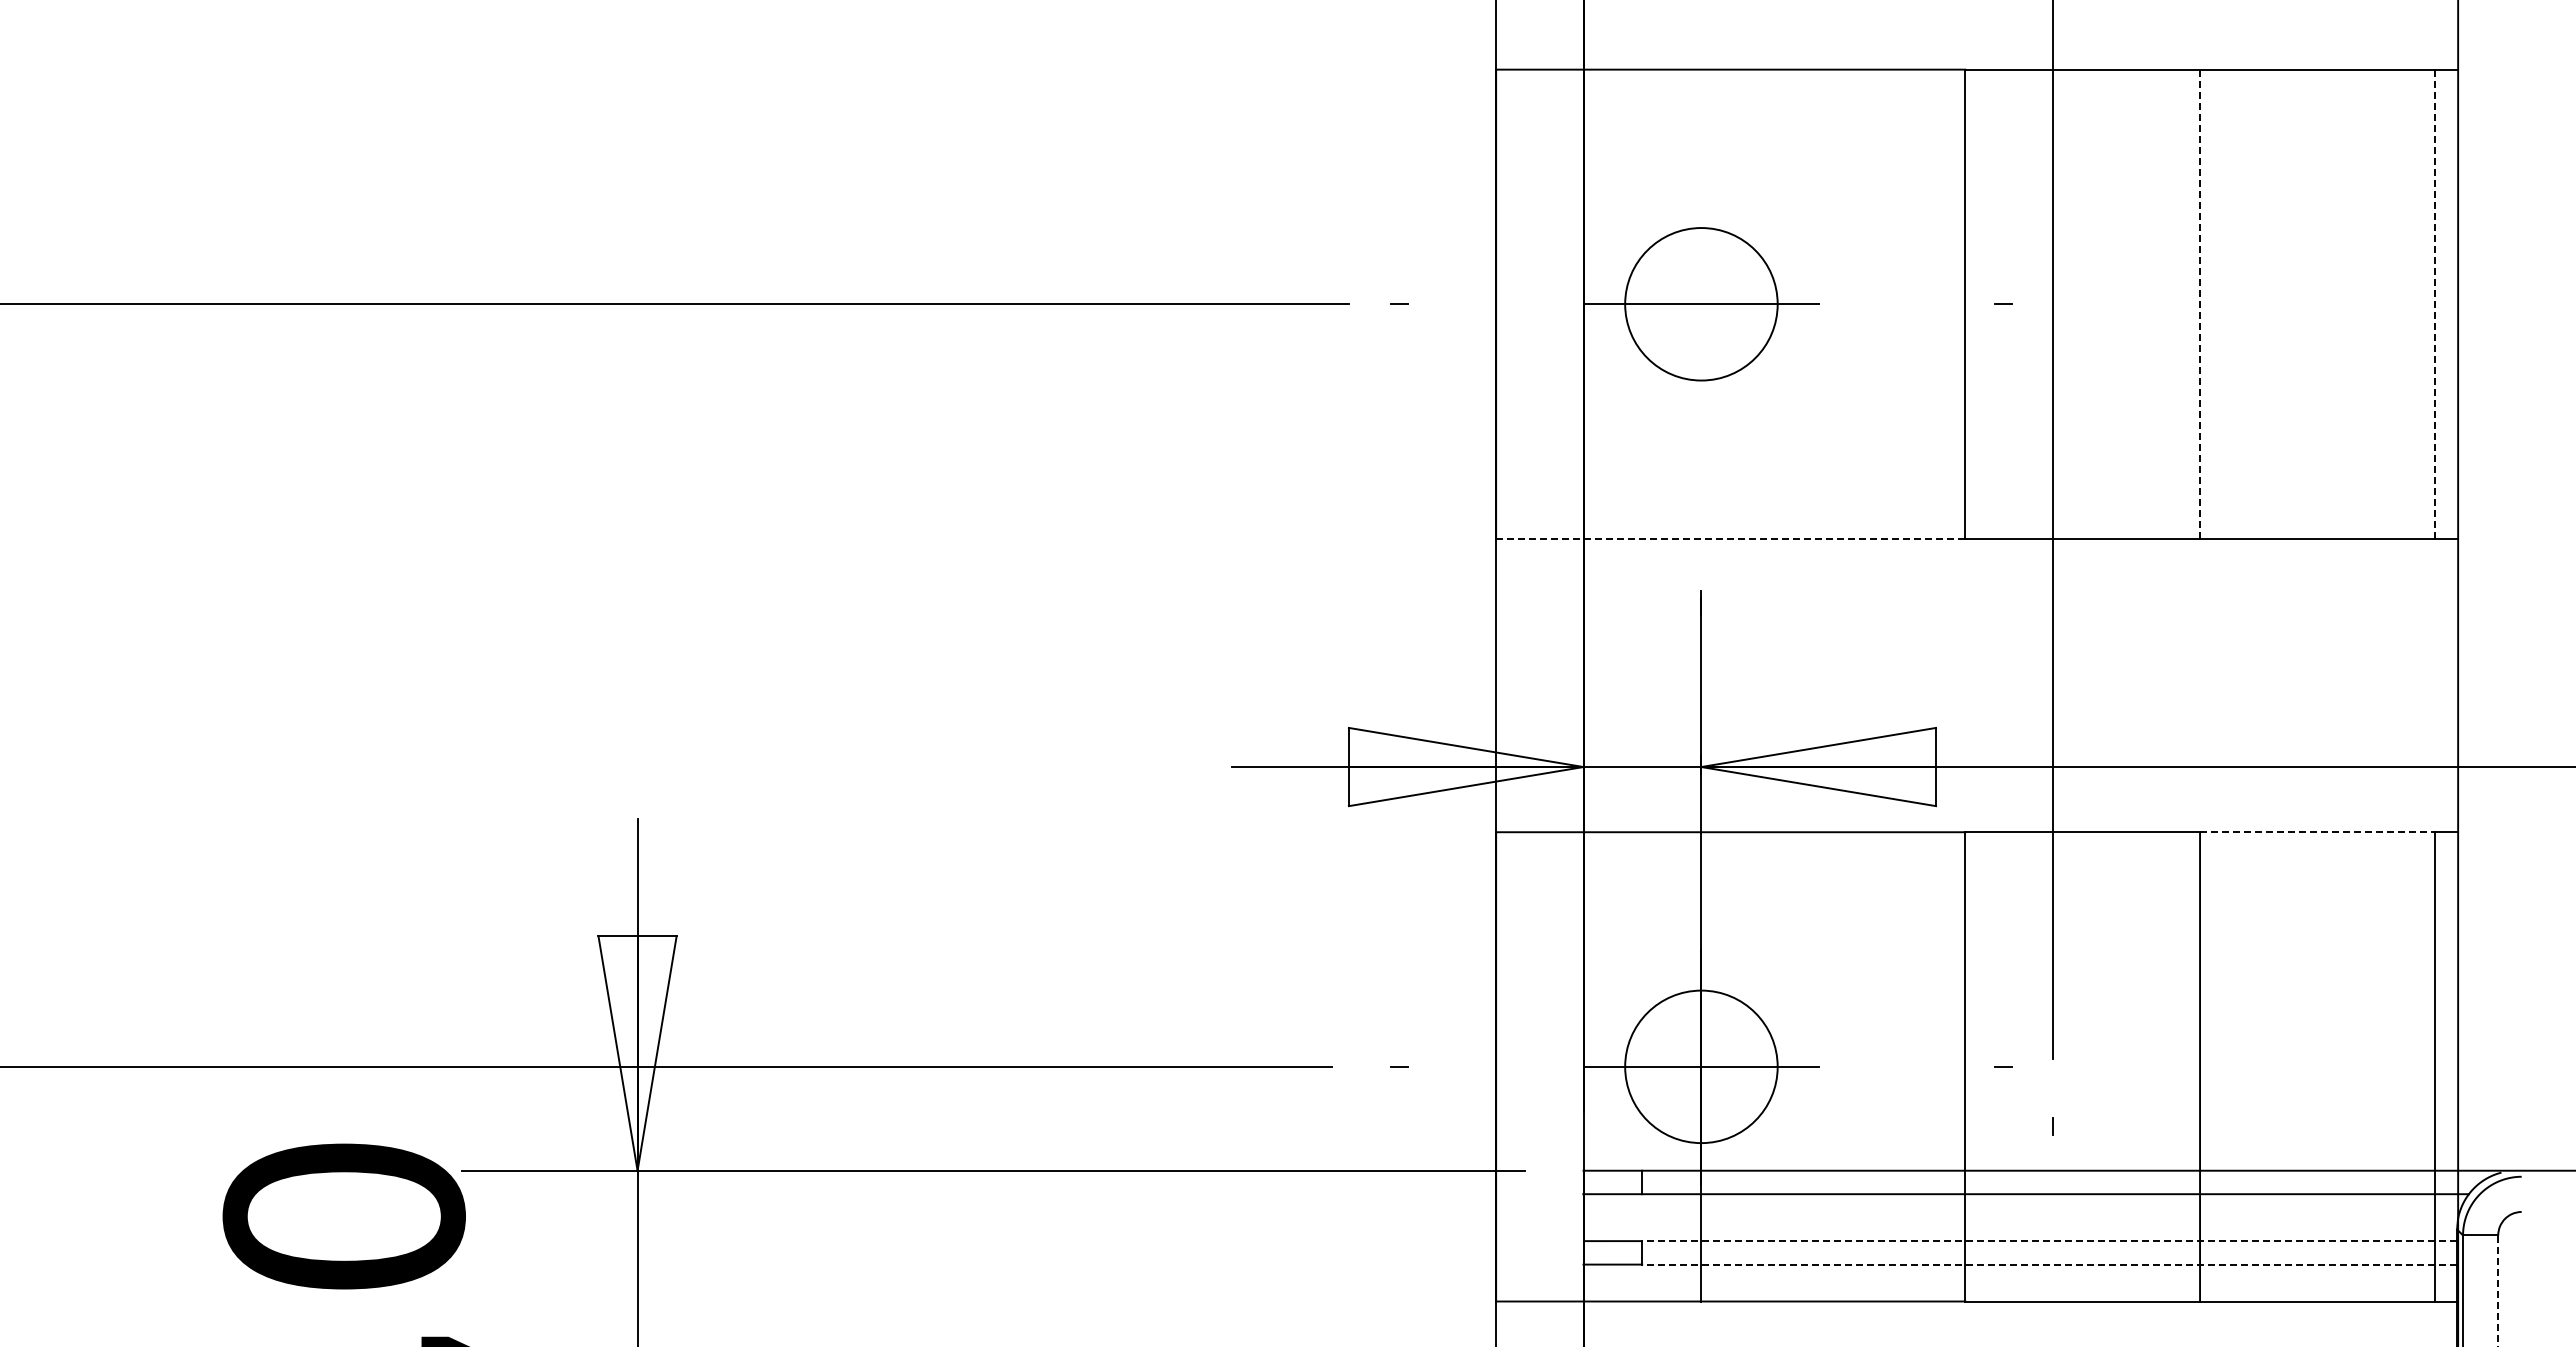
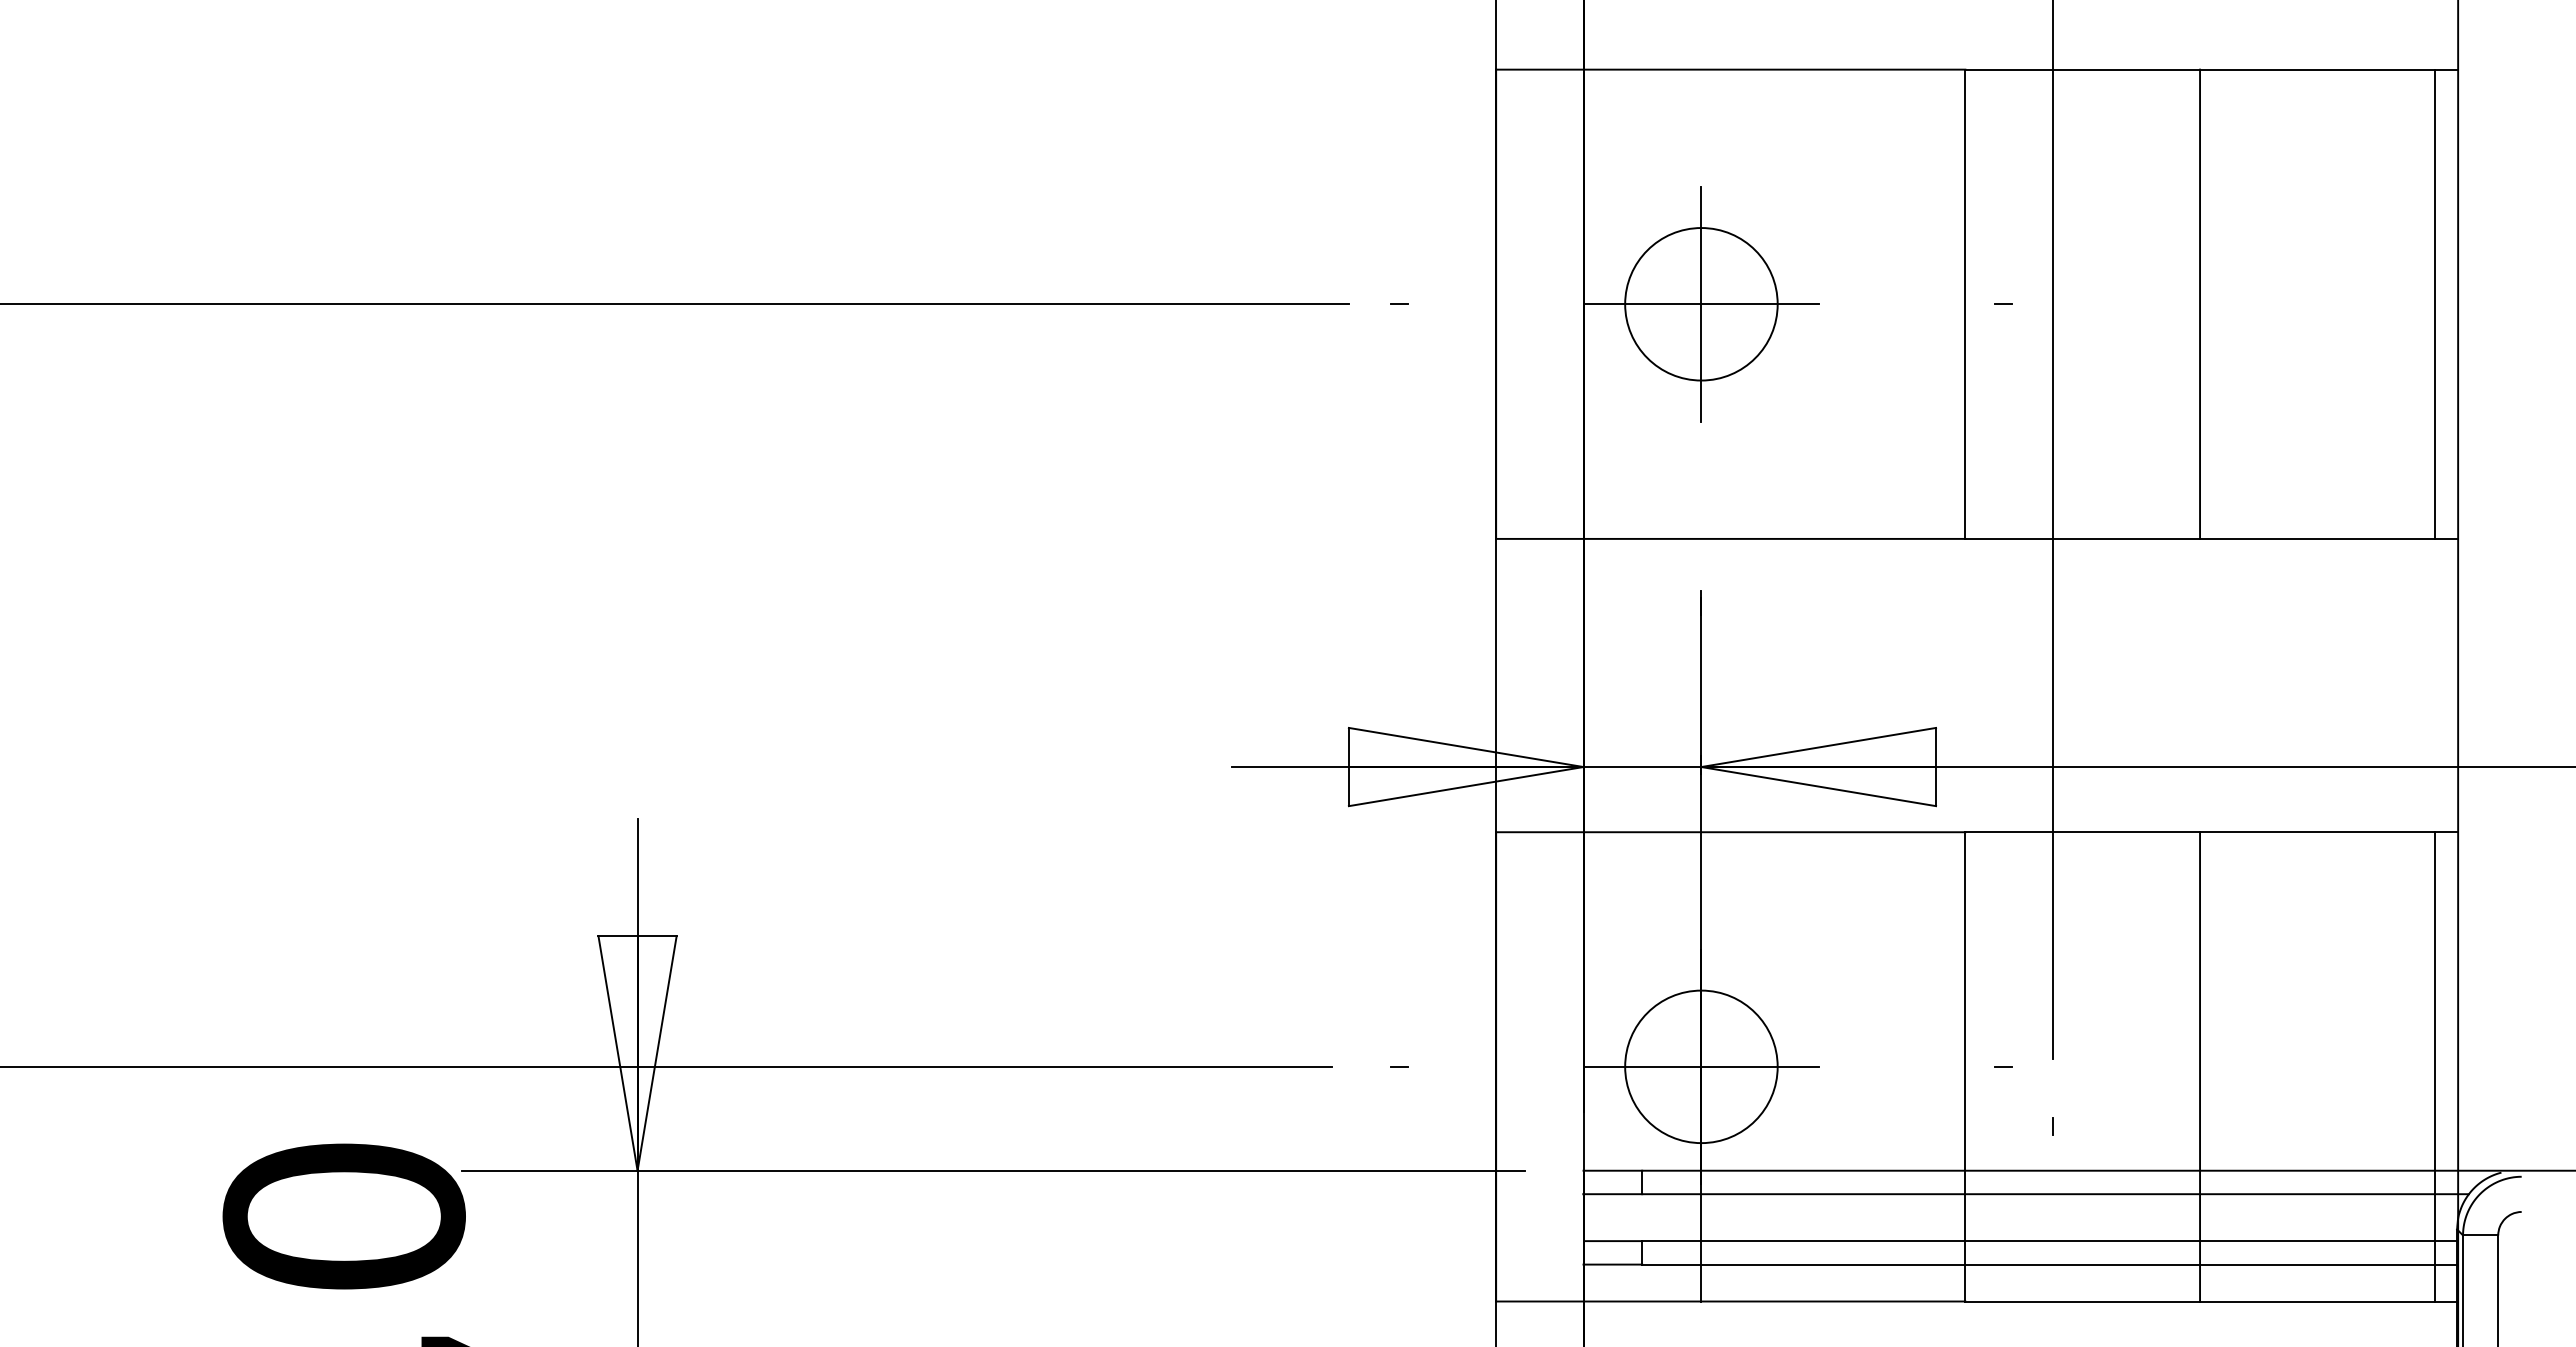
line: none -> present (1701, 303)
line: dashed -> solid (2200, 304)
line: dashed -> solid (2434, 304)
line: dashed -> solid (1730, 538)
line: dashed -> solid (2317, 832)
line: dashed -> solid (2049, 1241)
line: dashed -> solid (2049, 1264)
line: dashed -> solid (2498, 1290)
